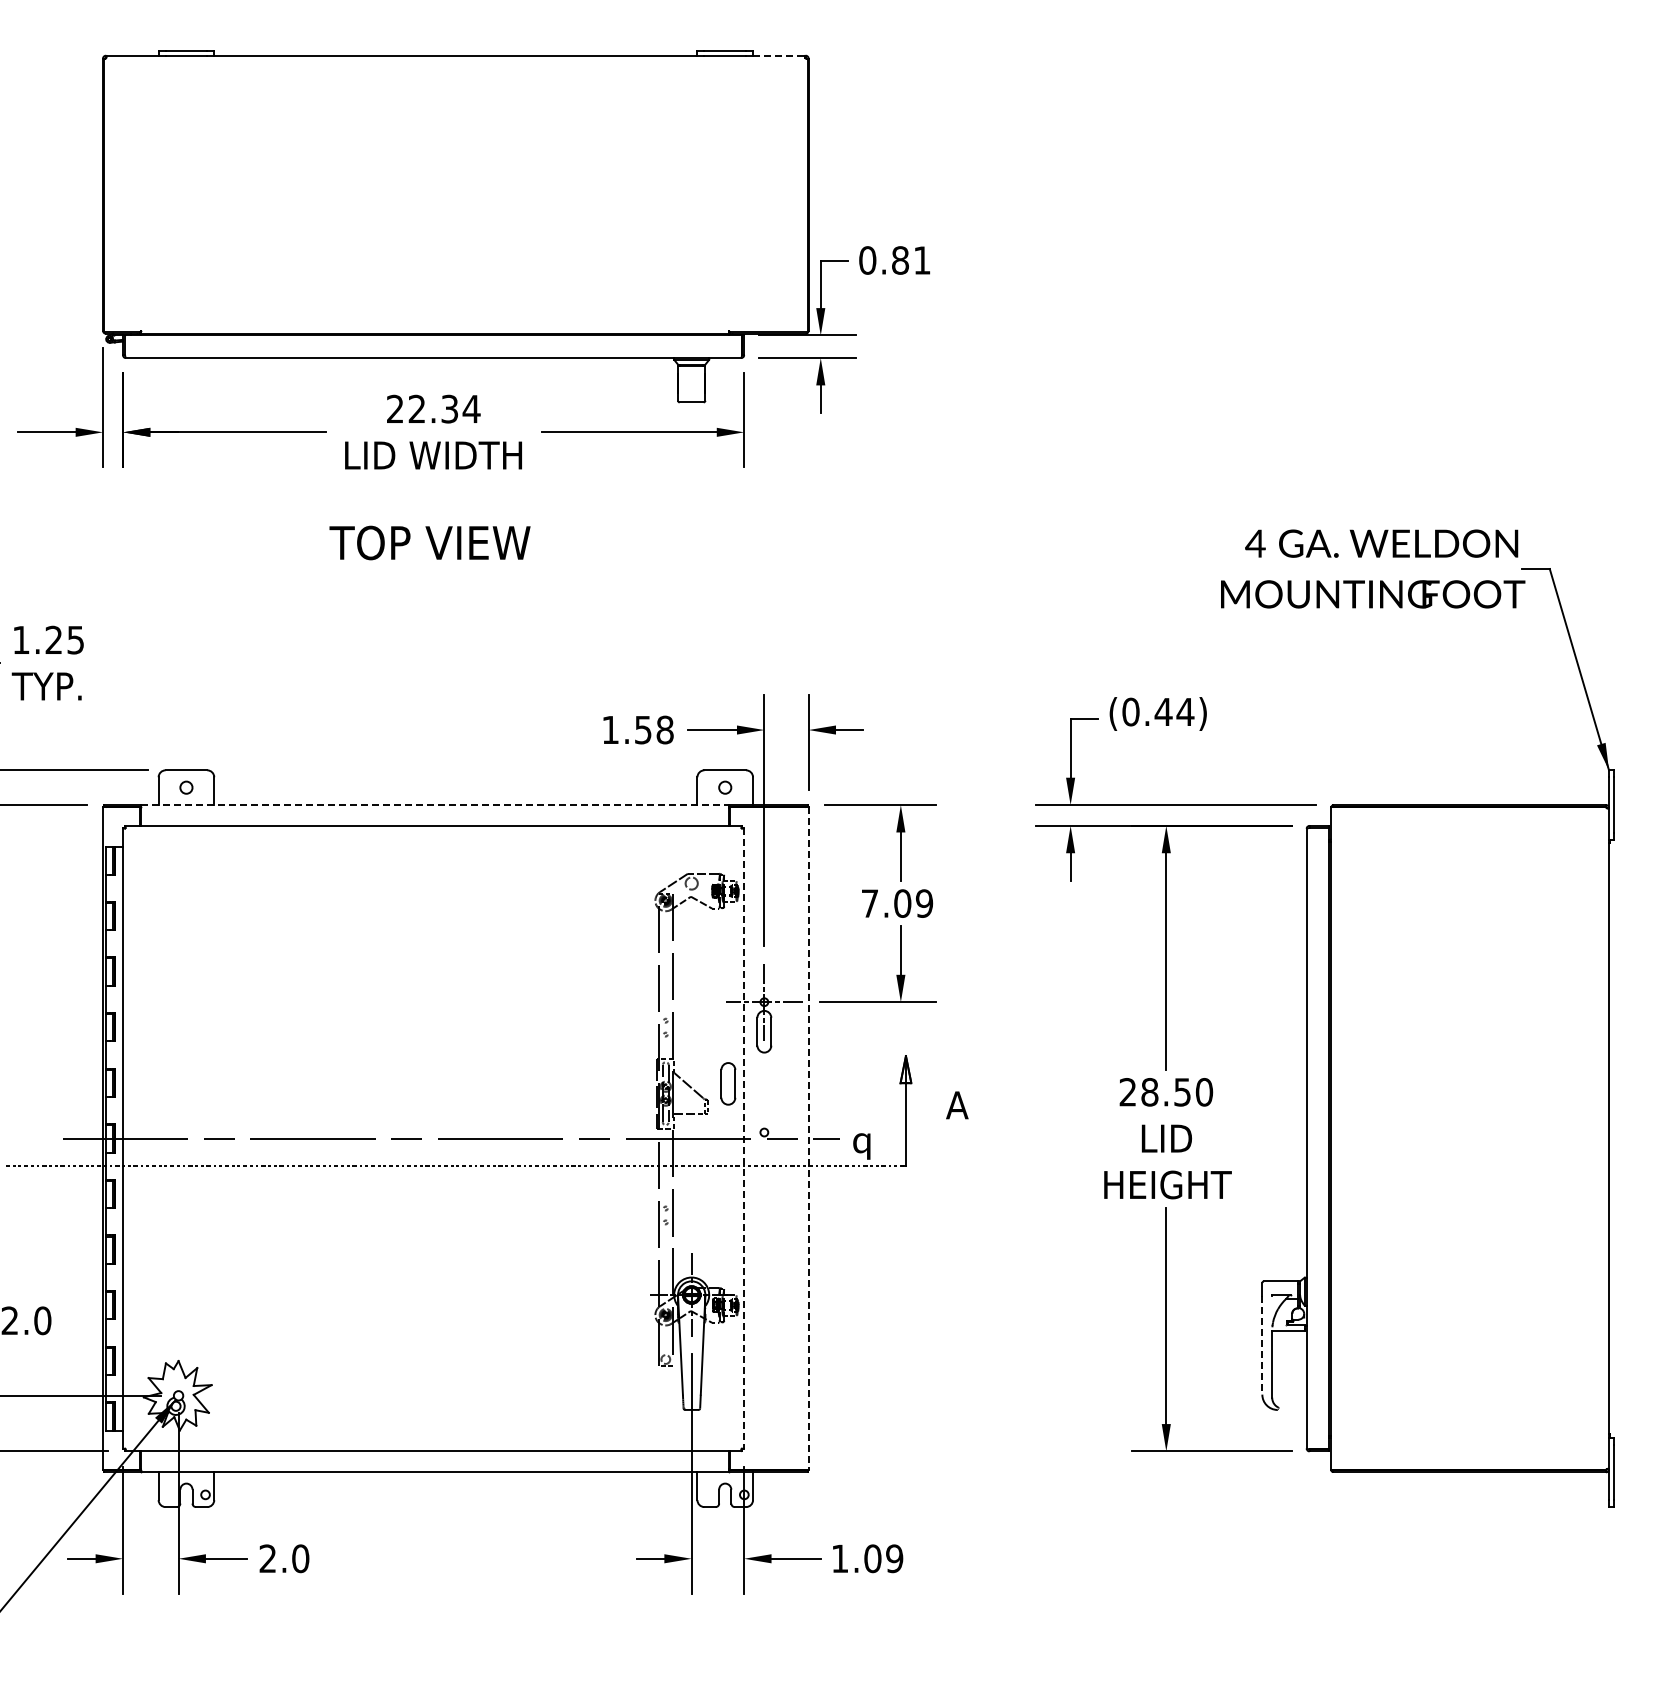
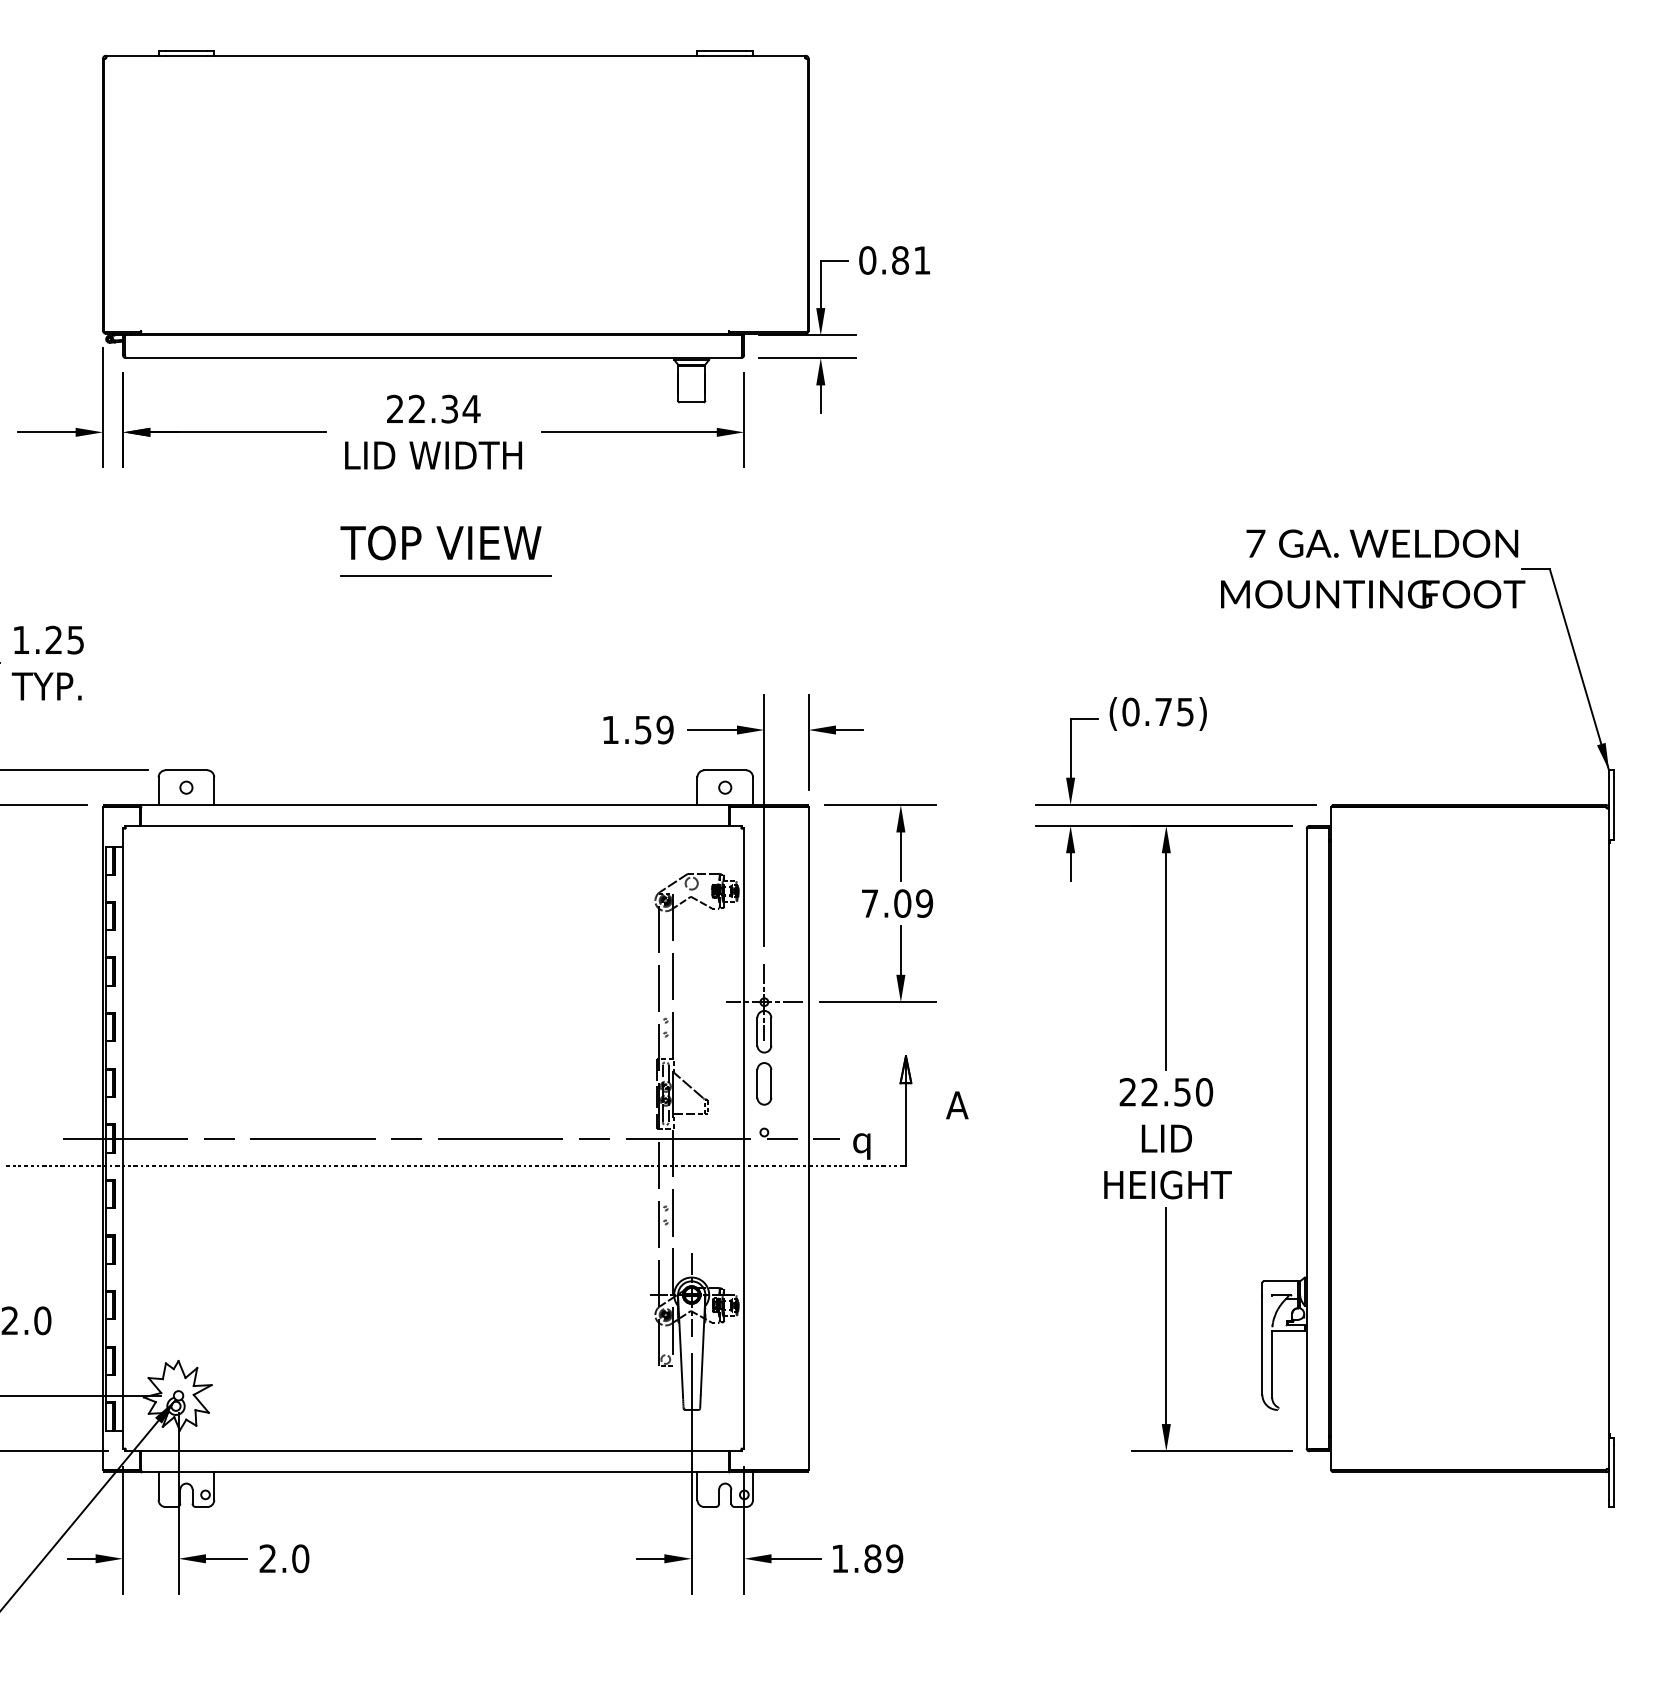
line: dashed -> solid (779, 55)
text position: (429, 542) -> (440, 542) (440, 542)
text: 4 -> 7 (1255, 543)
line: none -> present (445, 576)
text: (0.44) -> (0.75) (1174, 712)
text: 1.58 -> 1.59 (664, 729)
line: dashed -> solid (435, 805)
part position: (728, 1083) -> (764, 1083) (764, 1083)
text: 28.50 -> 22.50 (1149, 1092)
line: dashed -> solid (744, 1138)
line: dashed -> solid (808, 1139)
line: dashed -> solid (1262, 1345)
text: 1.09 -> 1.89 (872, 1558)
